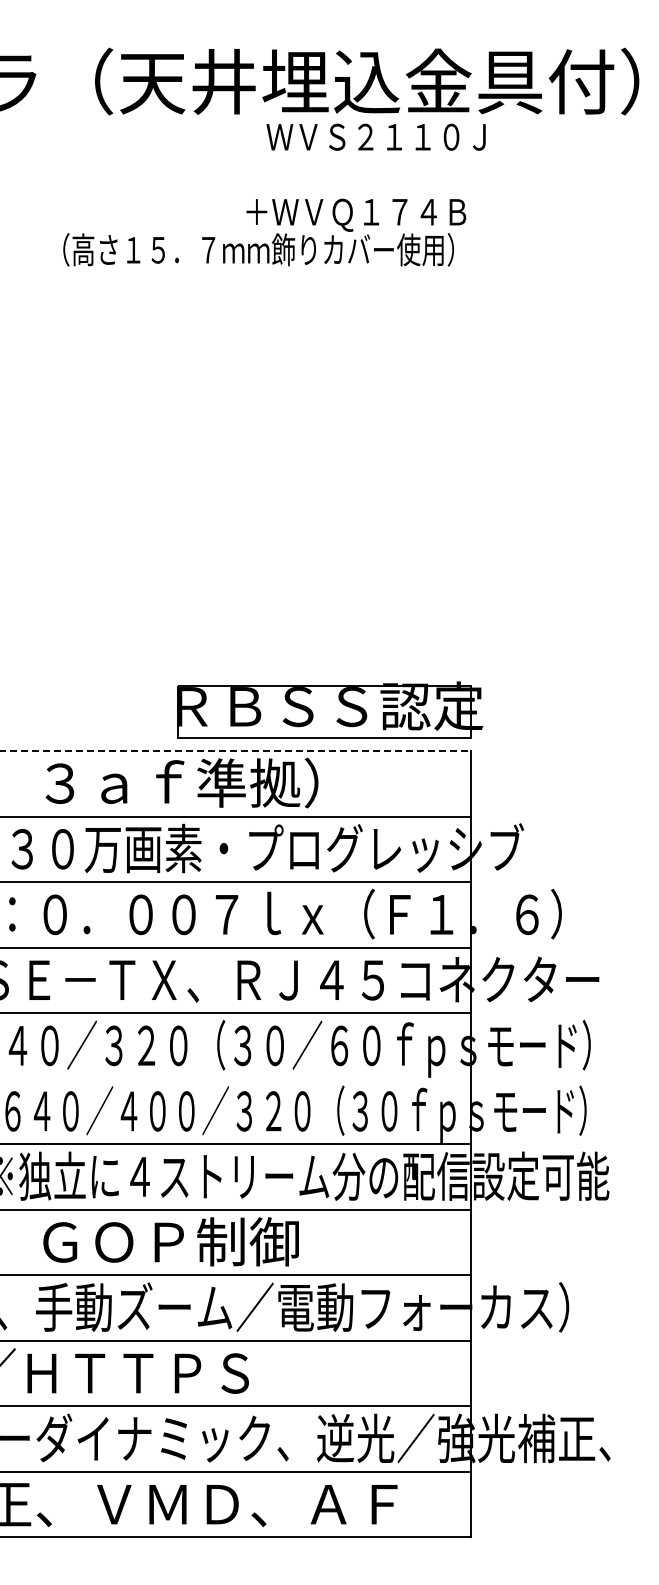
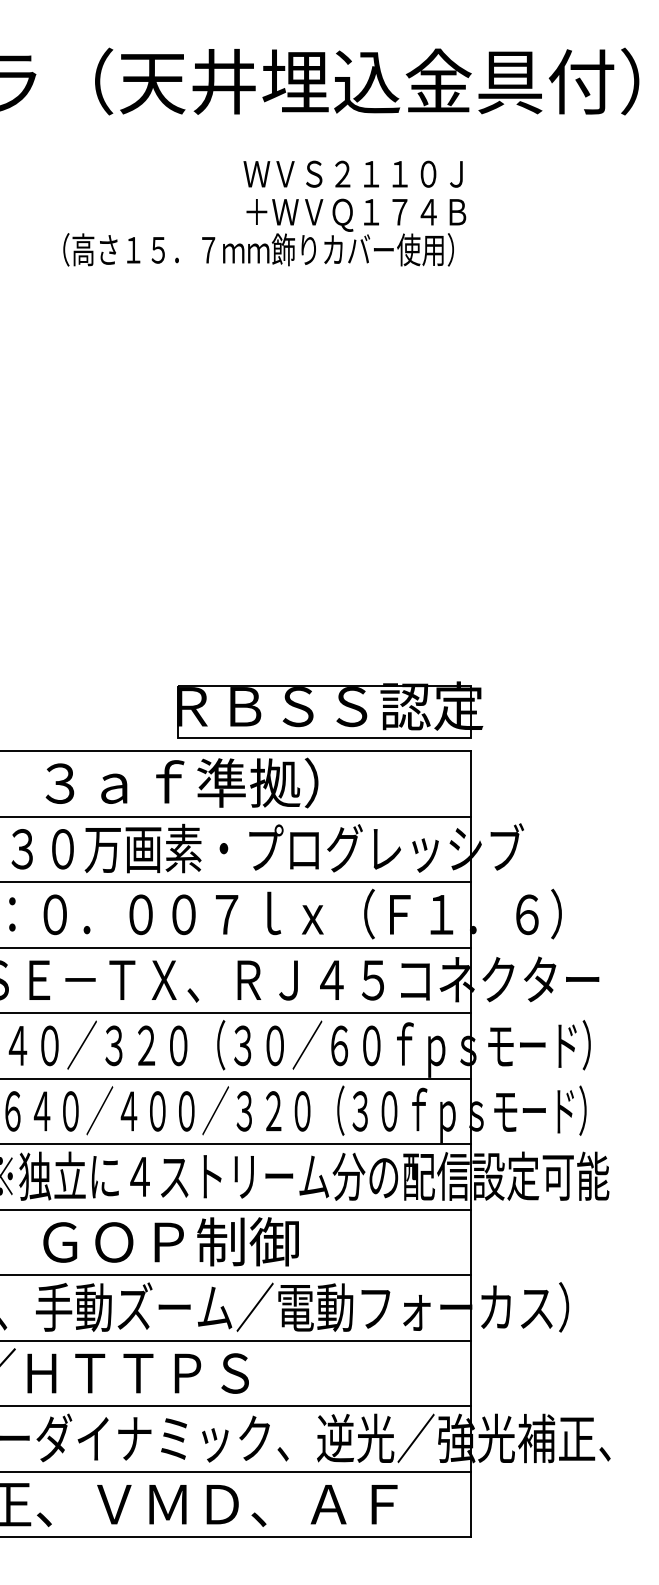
text position: (375, 136) -> (352, 173) (352, 173)
line: dashed -> solid (236, 751)
line: none -> present (236, 1078)
